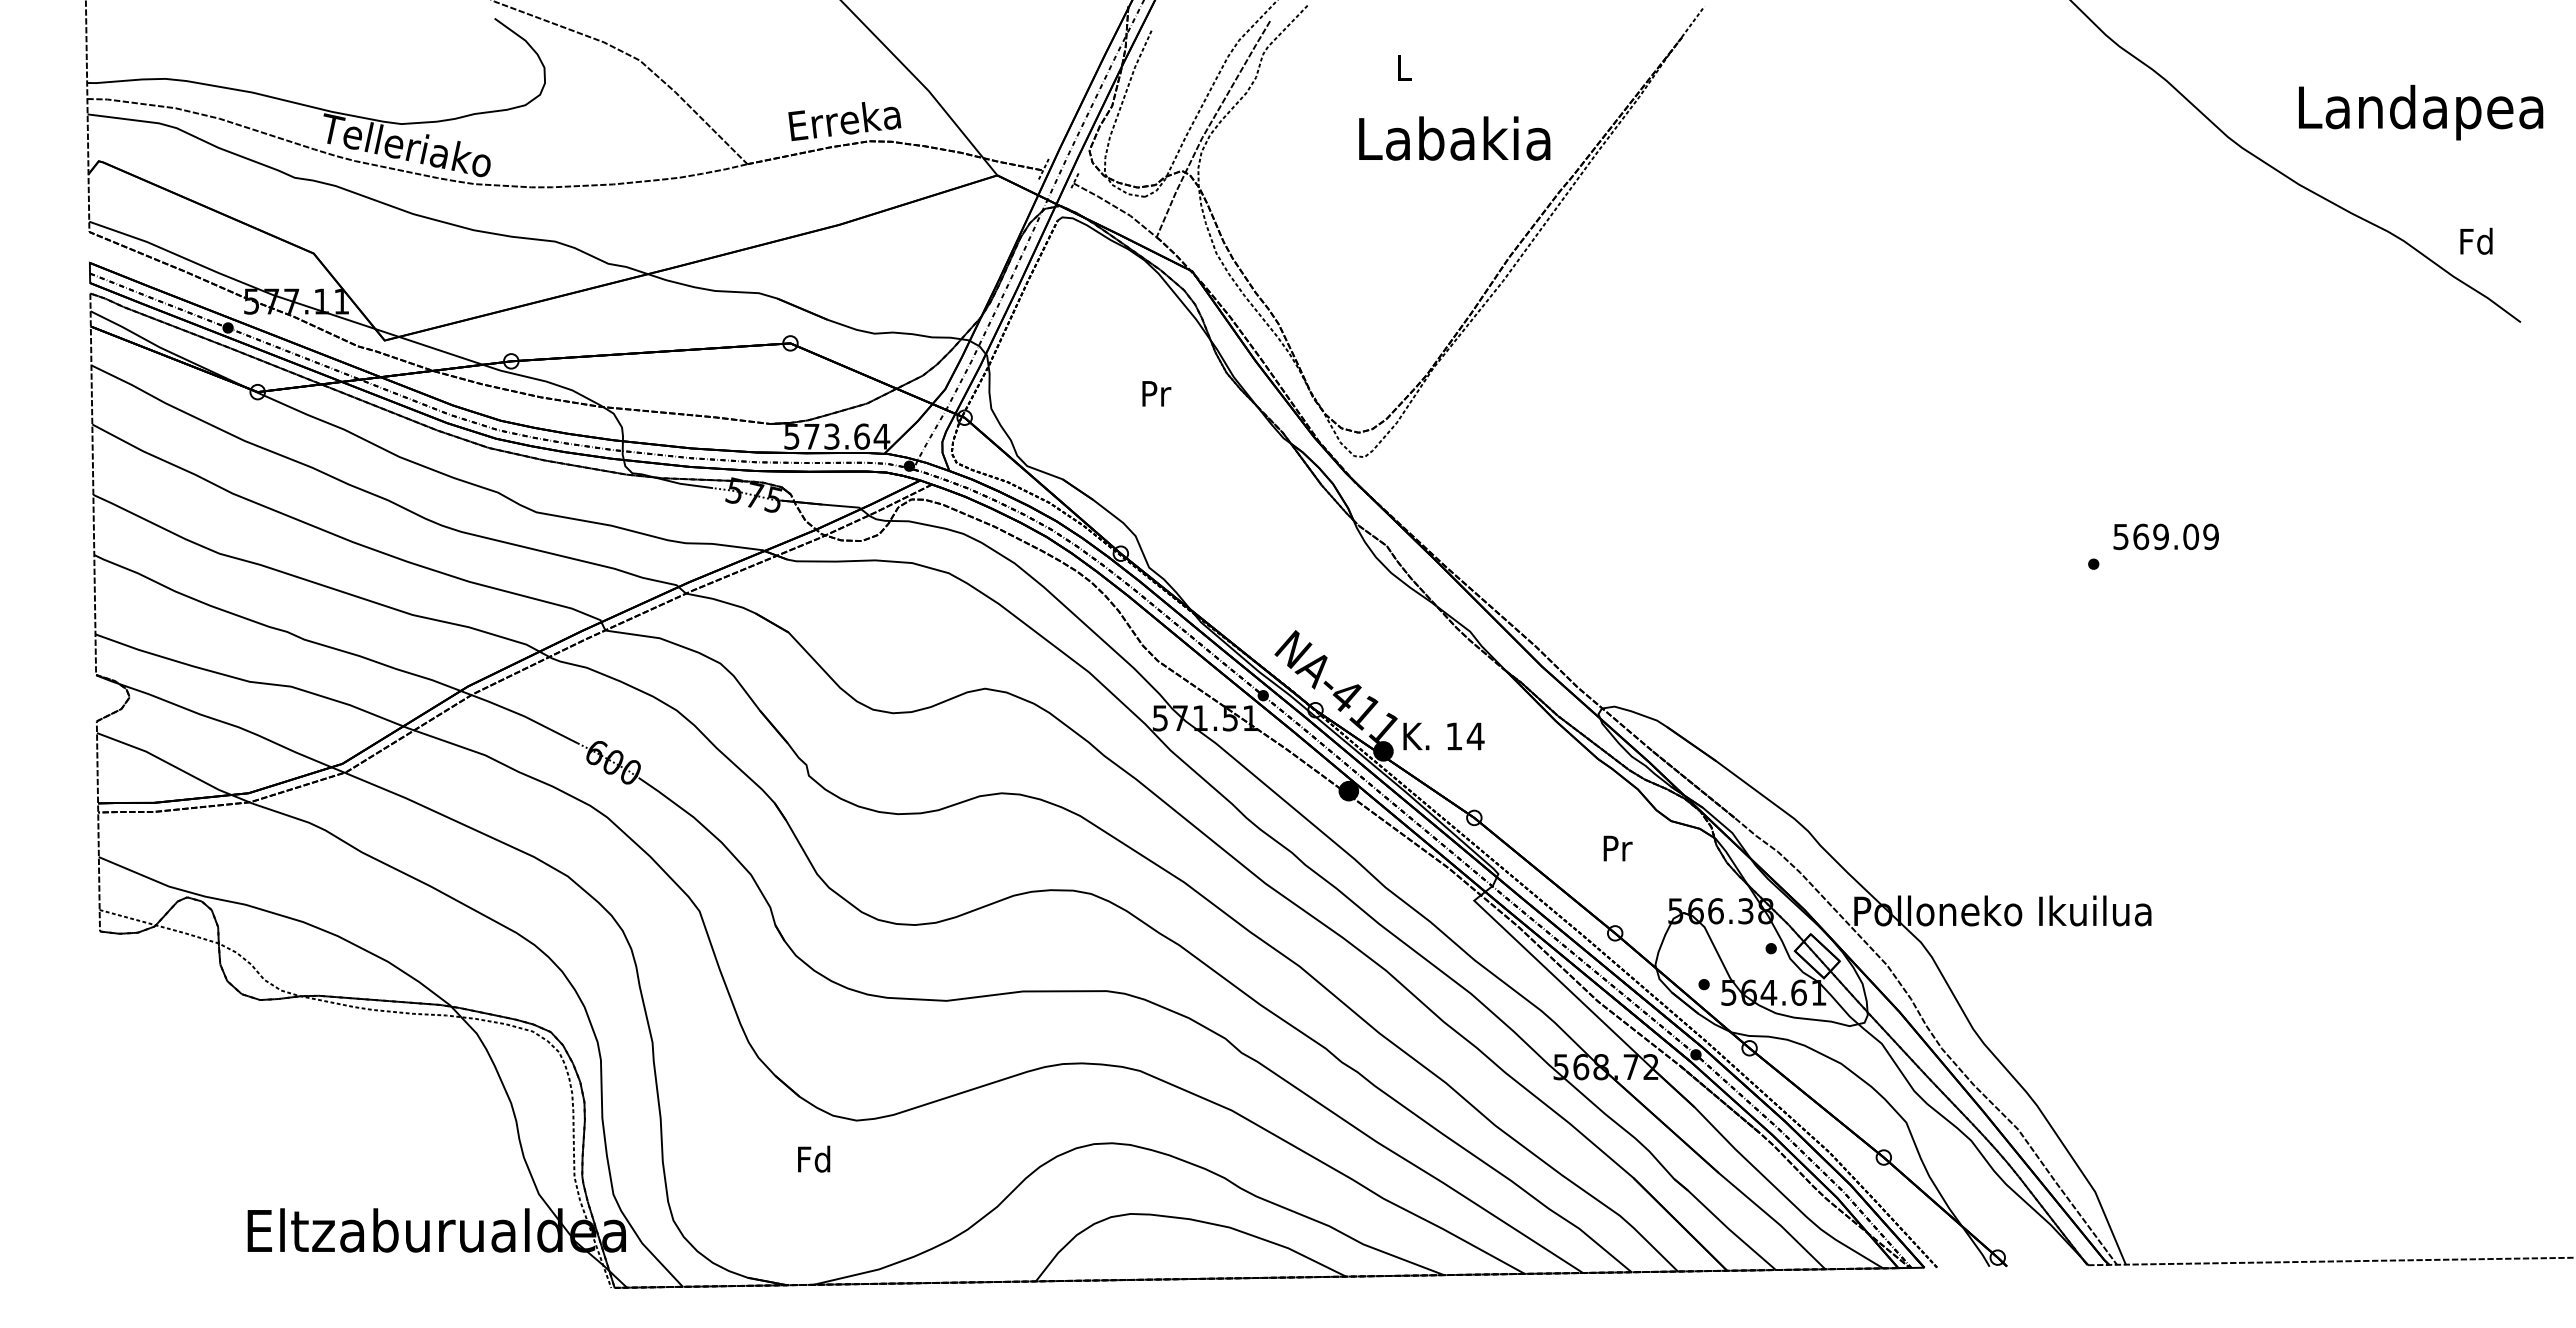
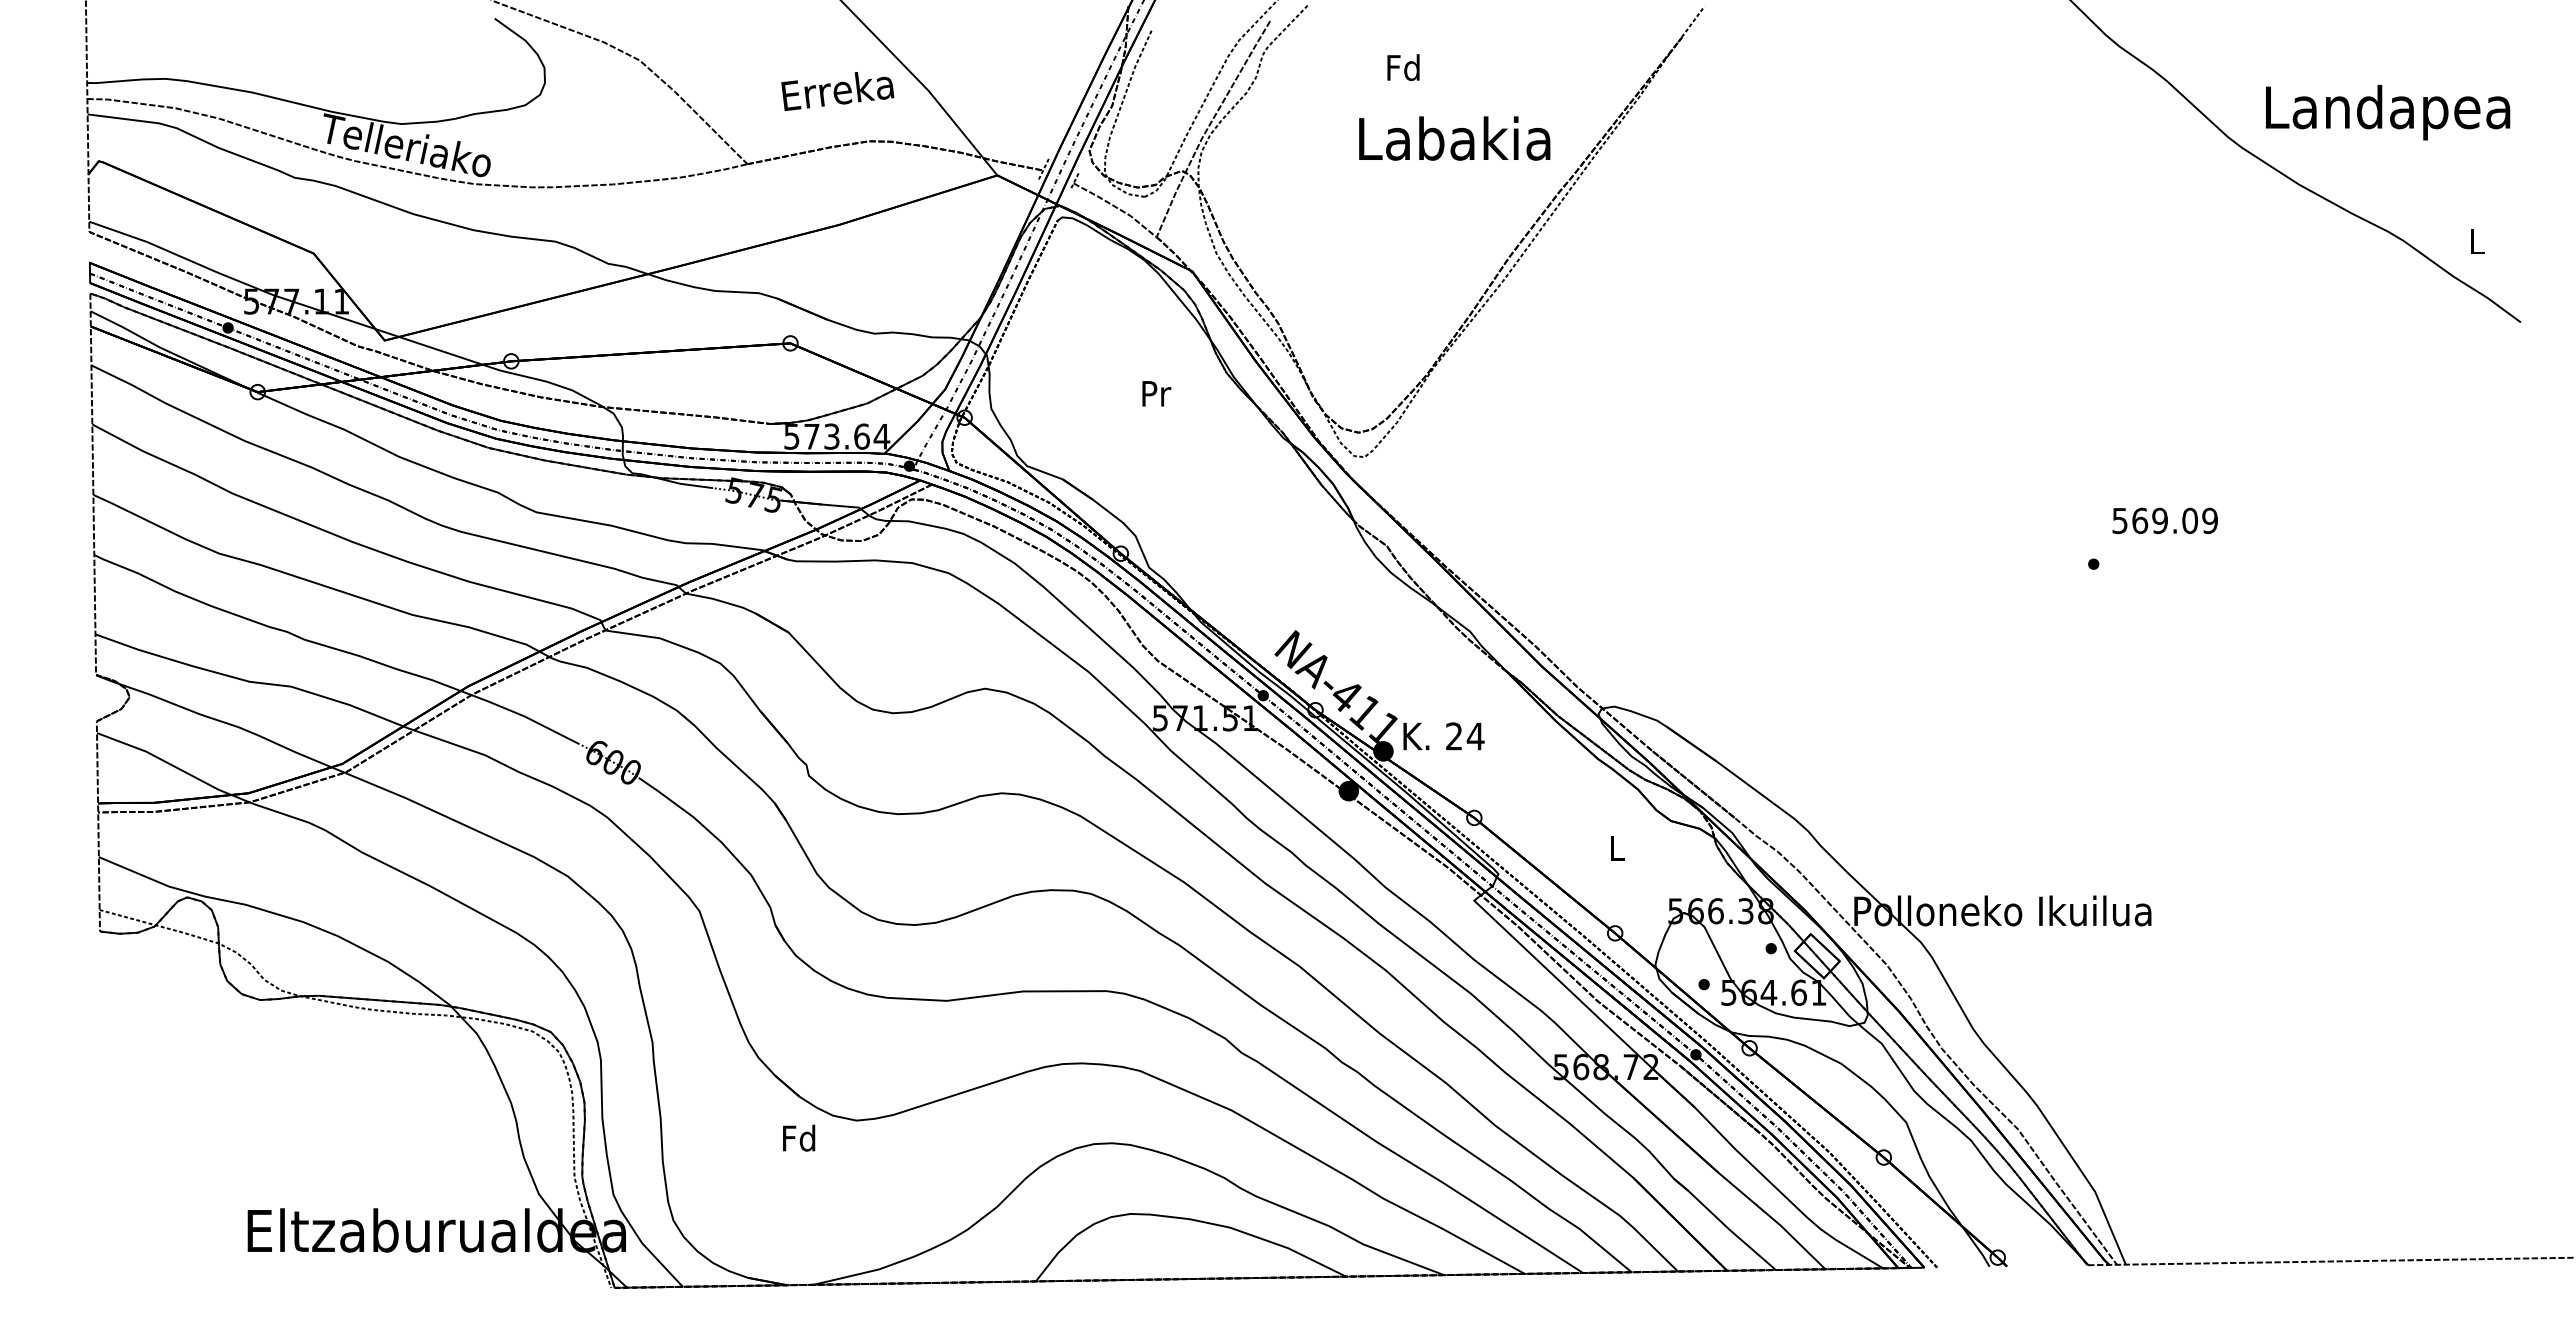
text: L -> Fd (1403, 67)
text position: (2421, 112) -> (2388, 112) (2388, 112)
text position: (844, 121) -> (837, 91) (837, 91)
text: Fd -> L (2476, 240)
text position: (2165, 536) -> (2164, 520) (2164, 520)
text: 14 -> 24 (1453, 736)
text: Pr -> L (1617, 848)
text position: (814, 1158) -> (799, 1137) (799, 1137)
